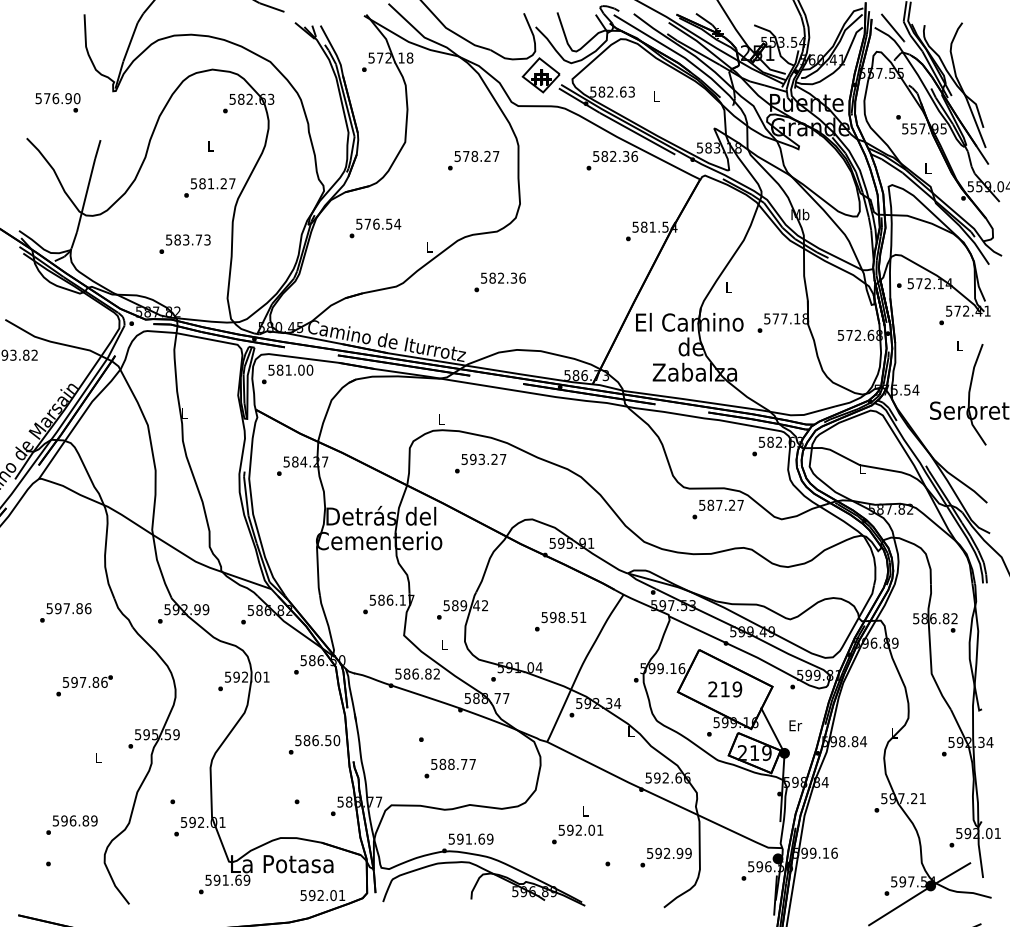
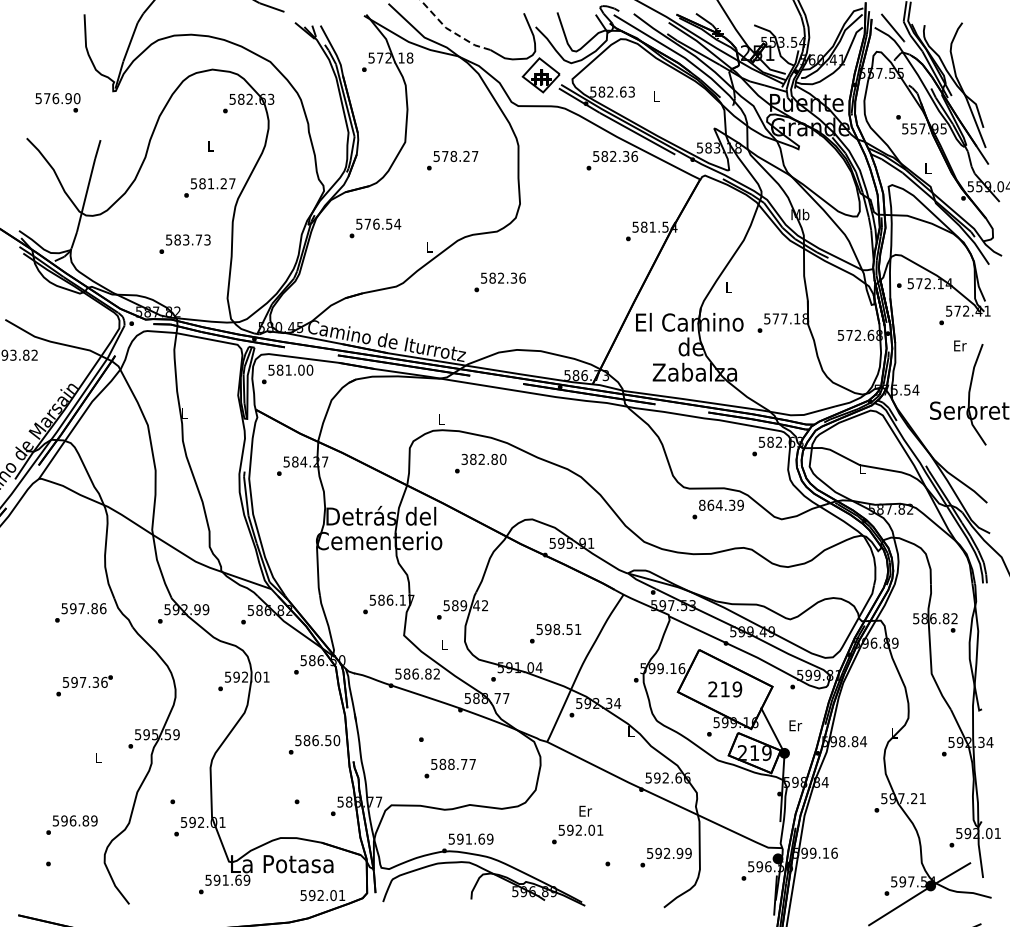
line: solid -> dashed (451, 30)
text position: (473, 160) -> (452, 160) (452, 160)
text: L -> Er (960, 345)
text: 593.27 -> 382.80 (484, 459)
text: 587.27 -> 864.39 (721, 504)
text position: (65, 612) -> (80, 612) (80, 612)
text position: (560, 621) -> (555, 633) (555, 633)
text: 597.86 -> 597.36 (95, 682)
text: L -> Er (585, 810)
